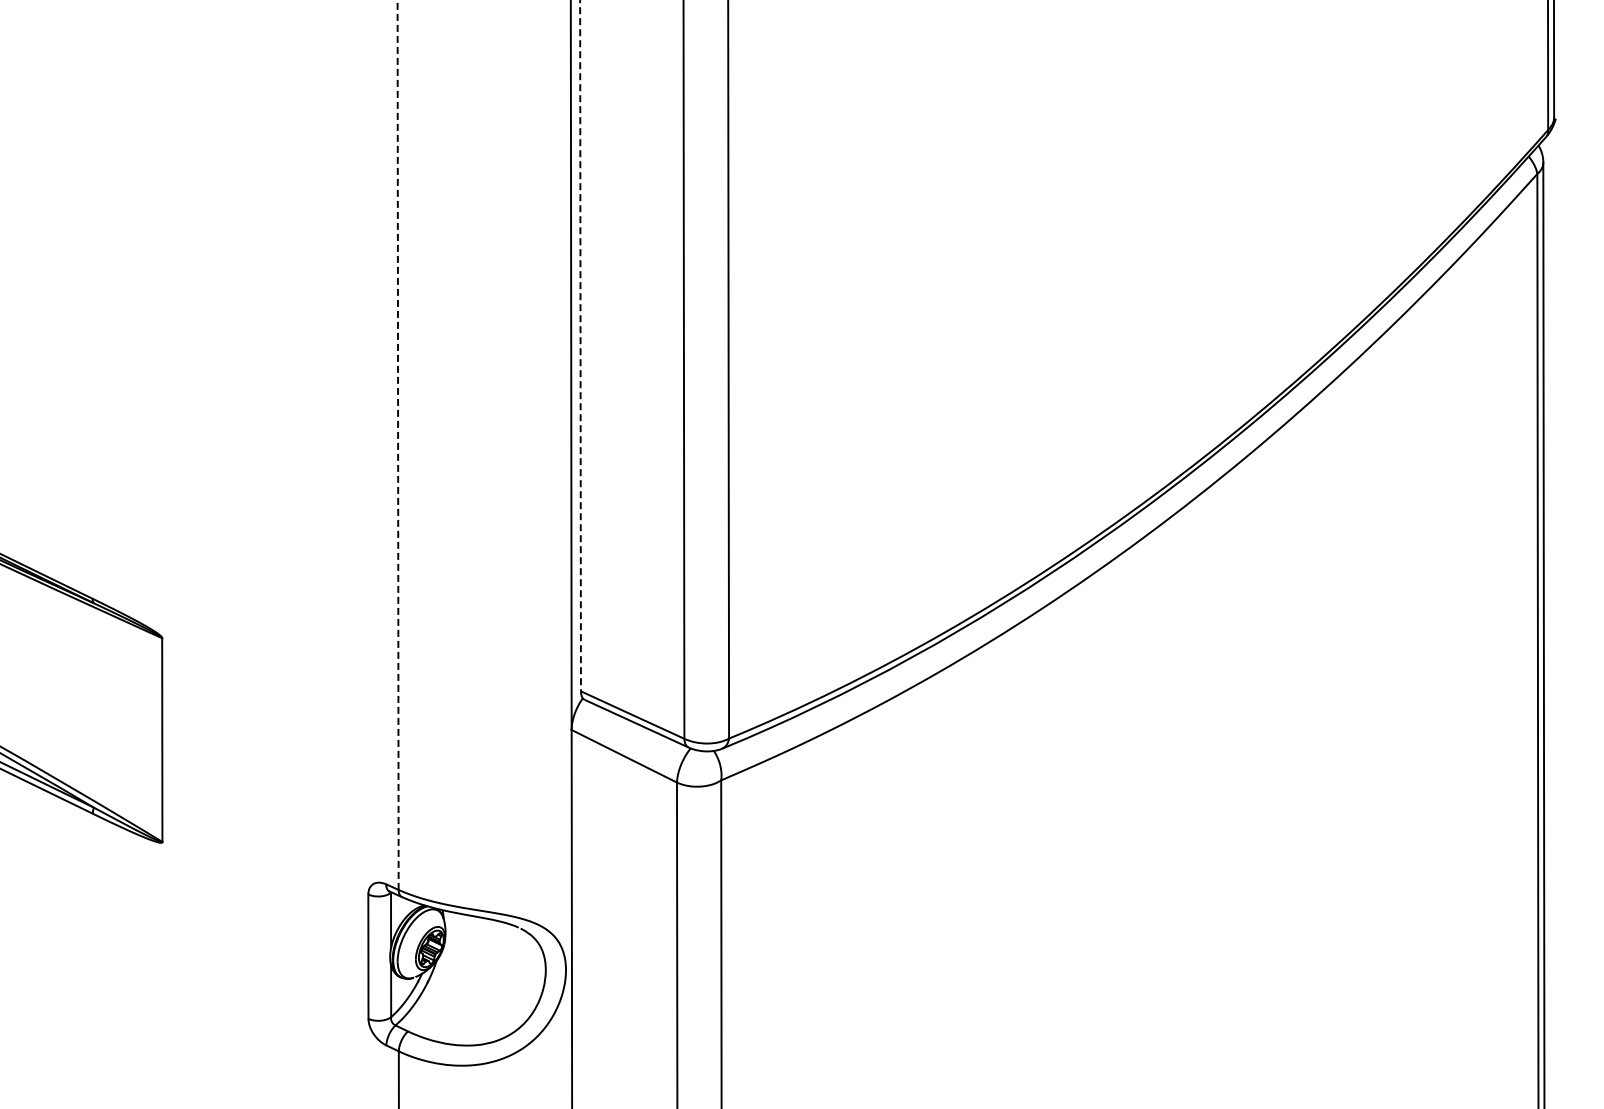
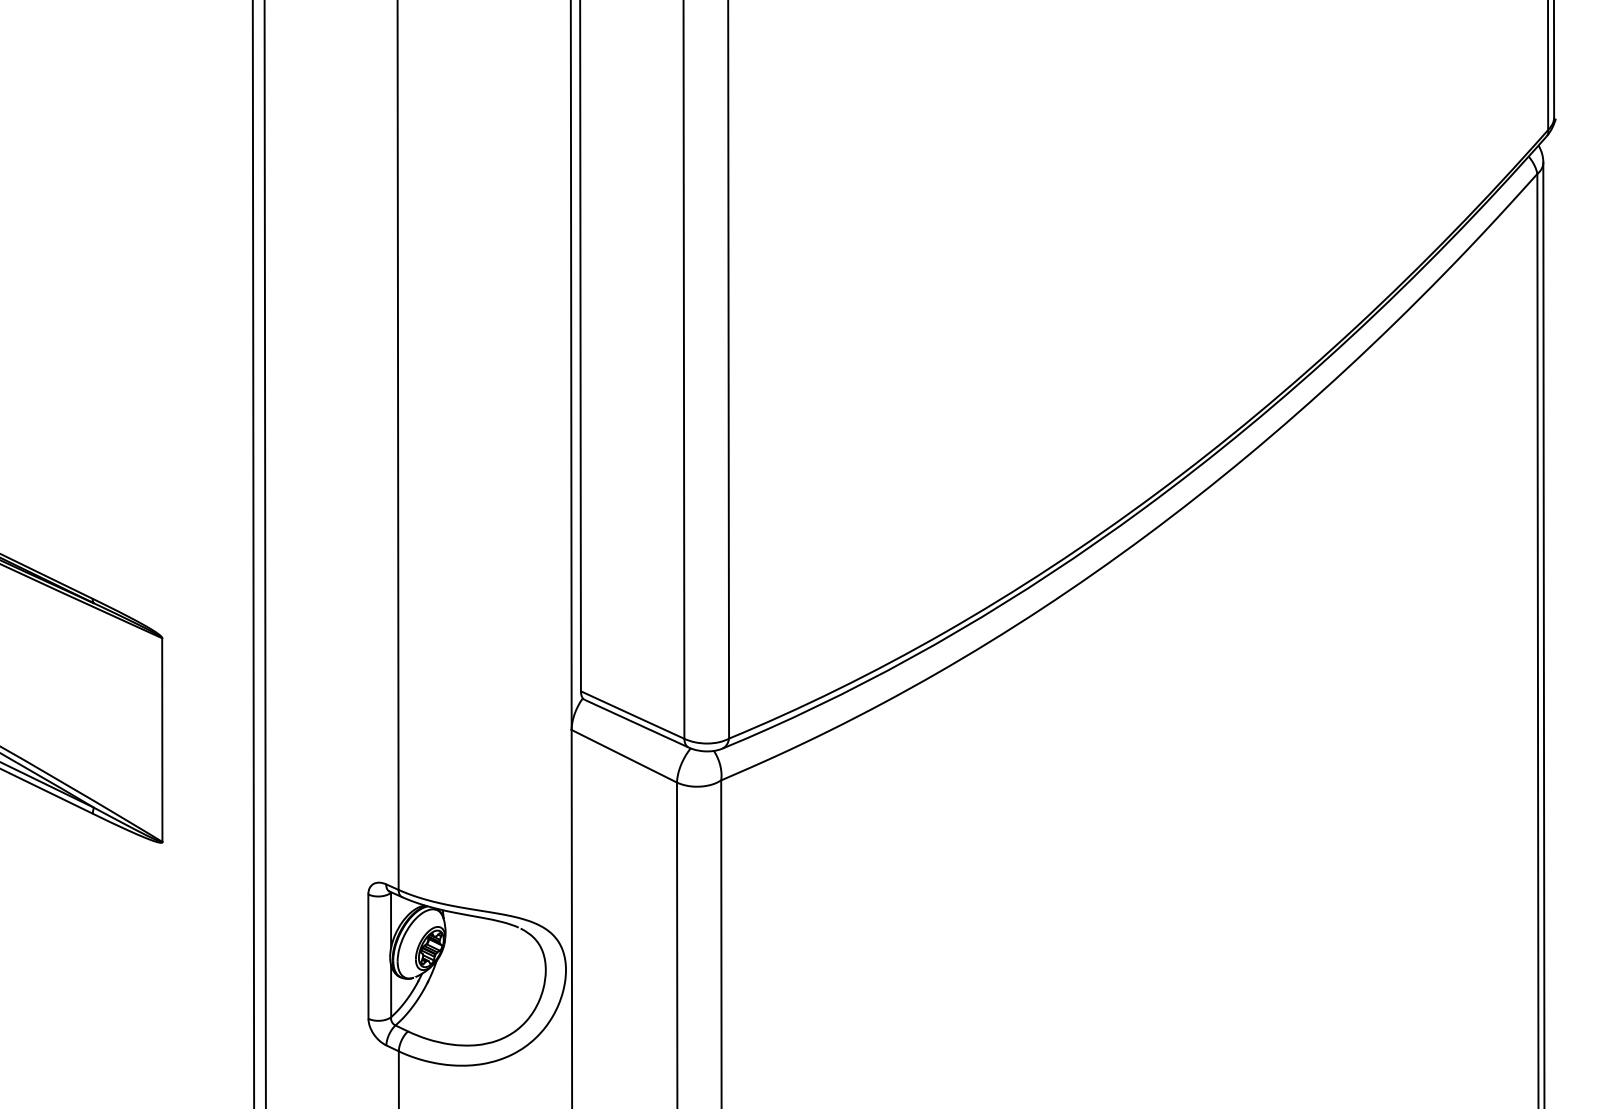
line: dashed -> solid (580, 346)
line: dashed -> solid (398, 445)
line: none -> present (253, 553)
line: none -> present (264, 553)
